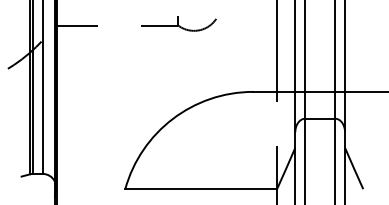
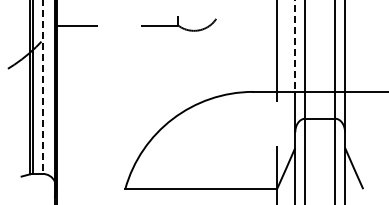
line: solid -> dashed (295, 46)
line: solid -> dashed (42, 87)
